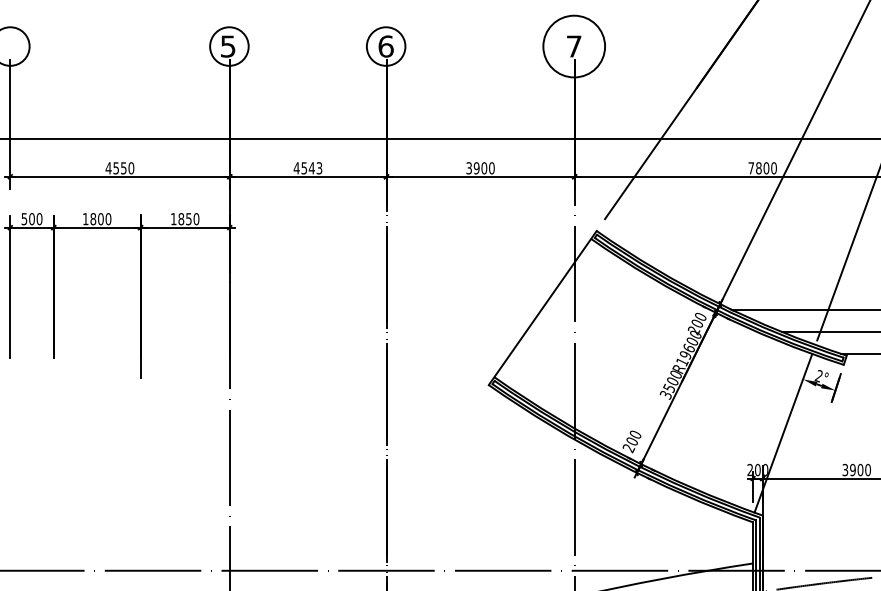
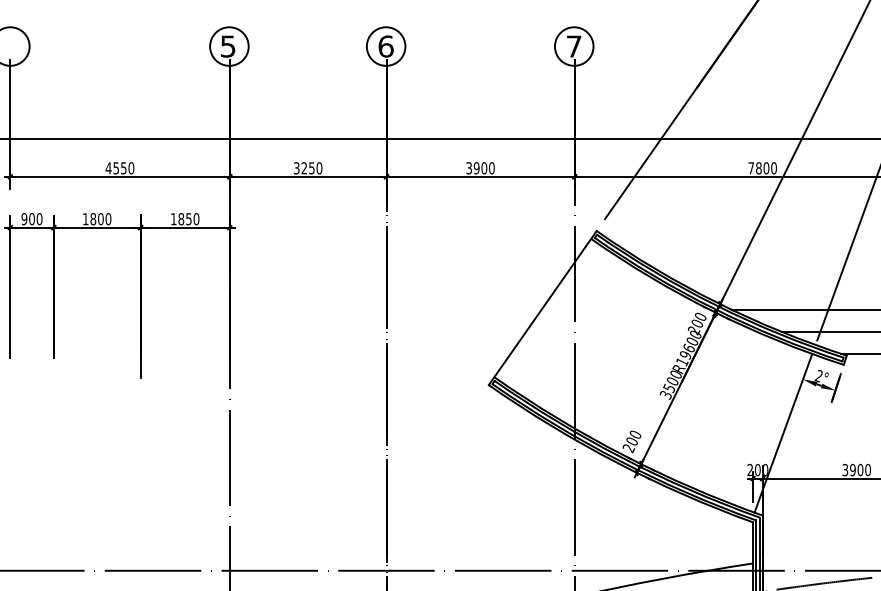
circle diameter: 62 px -> 39 px (573, 46)
text: 4543 -> 3250 (307, 168)
text: 500 -> 900 (24, 218)
